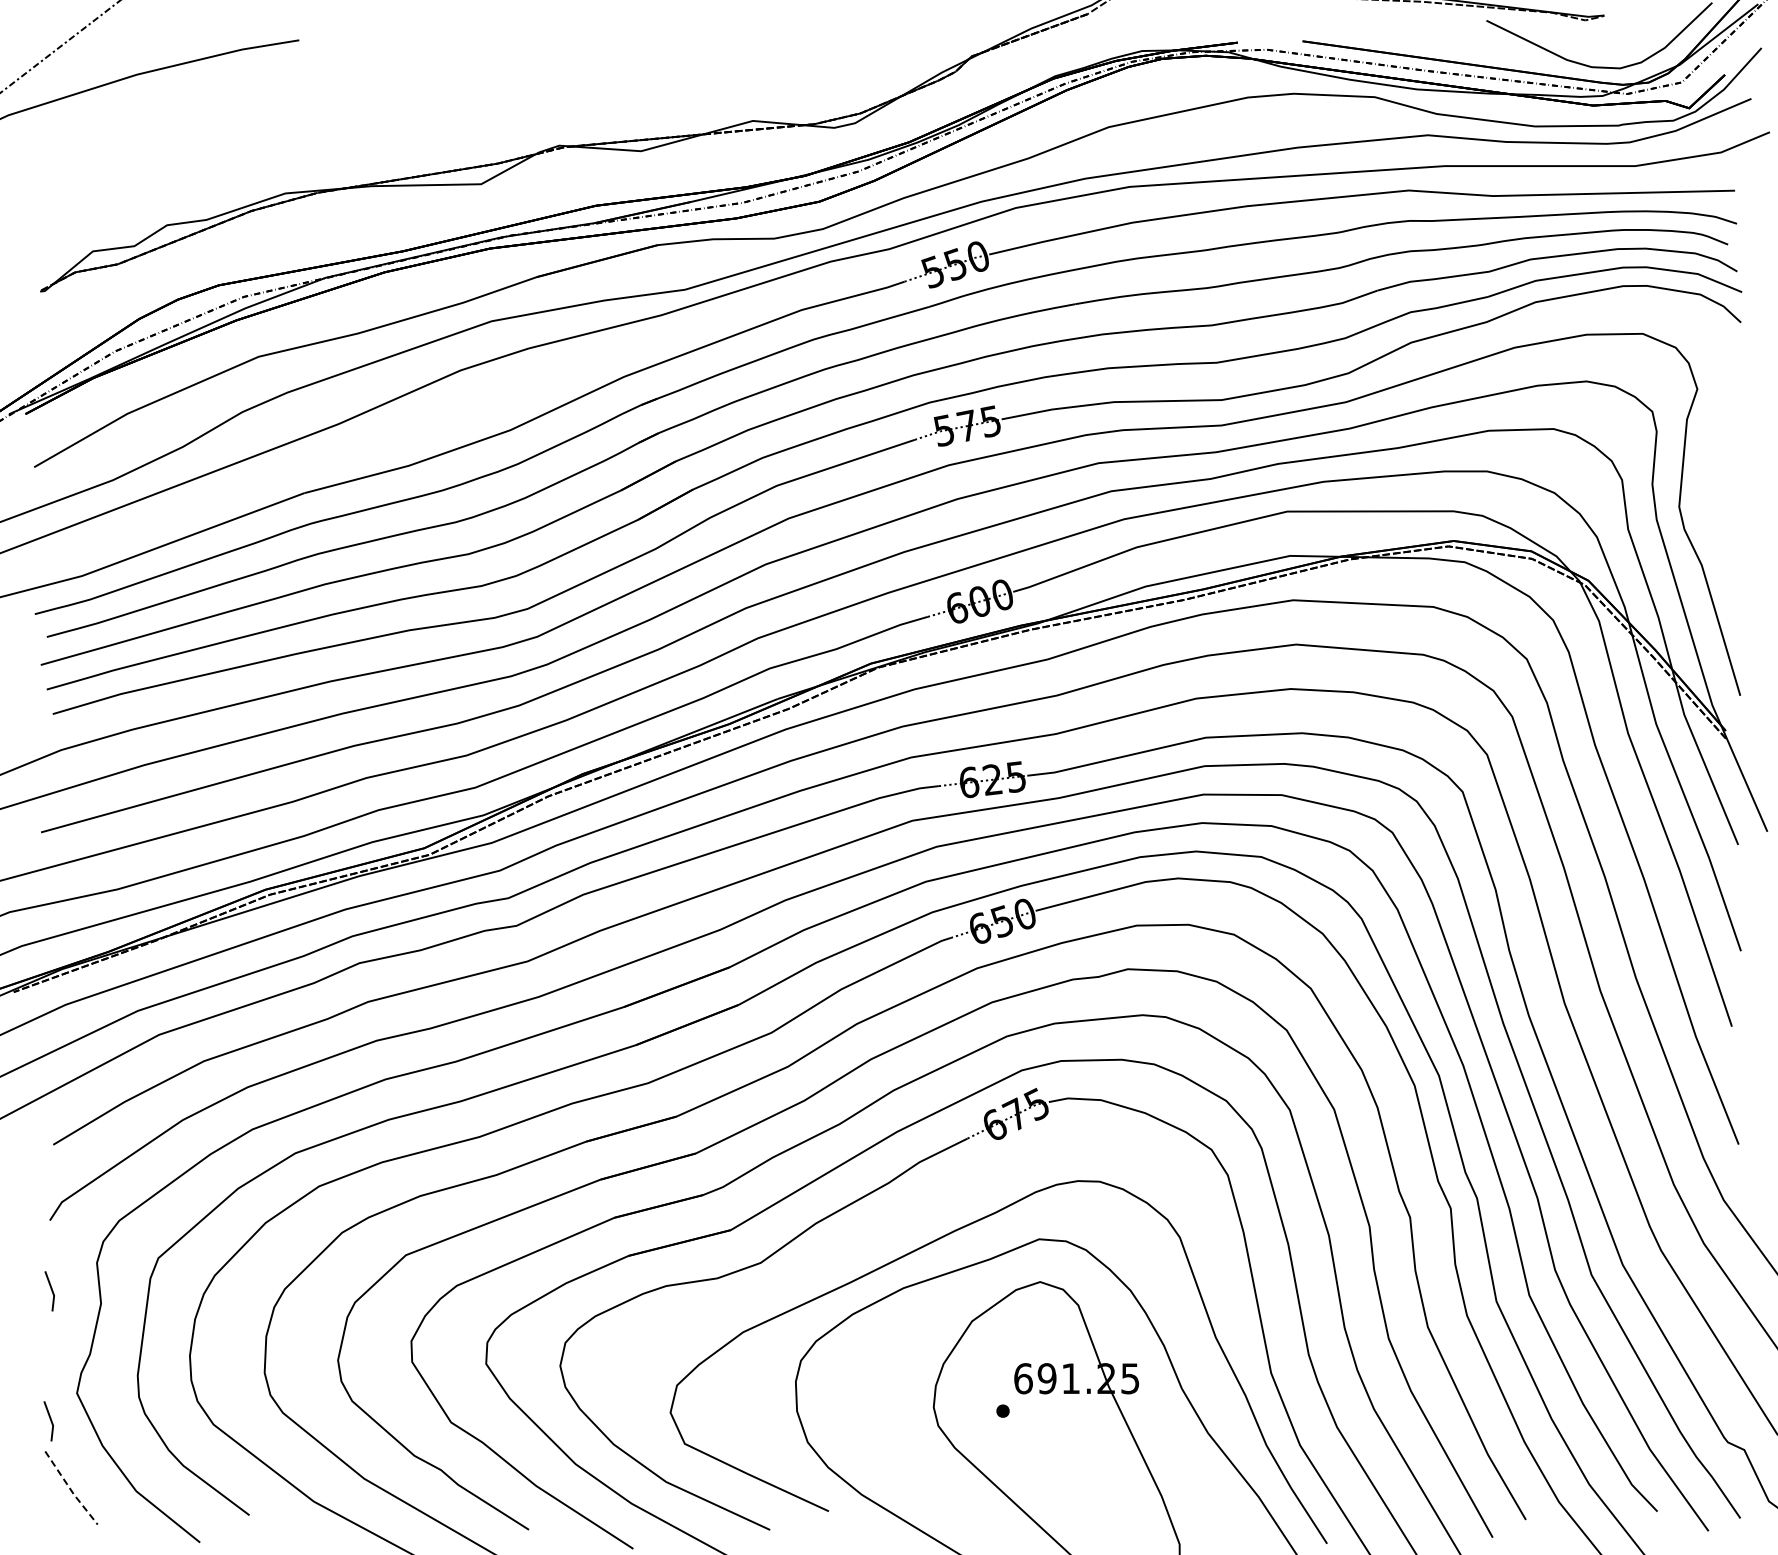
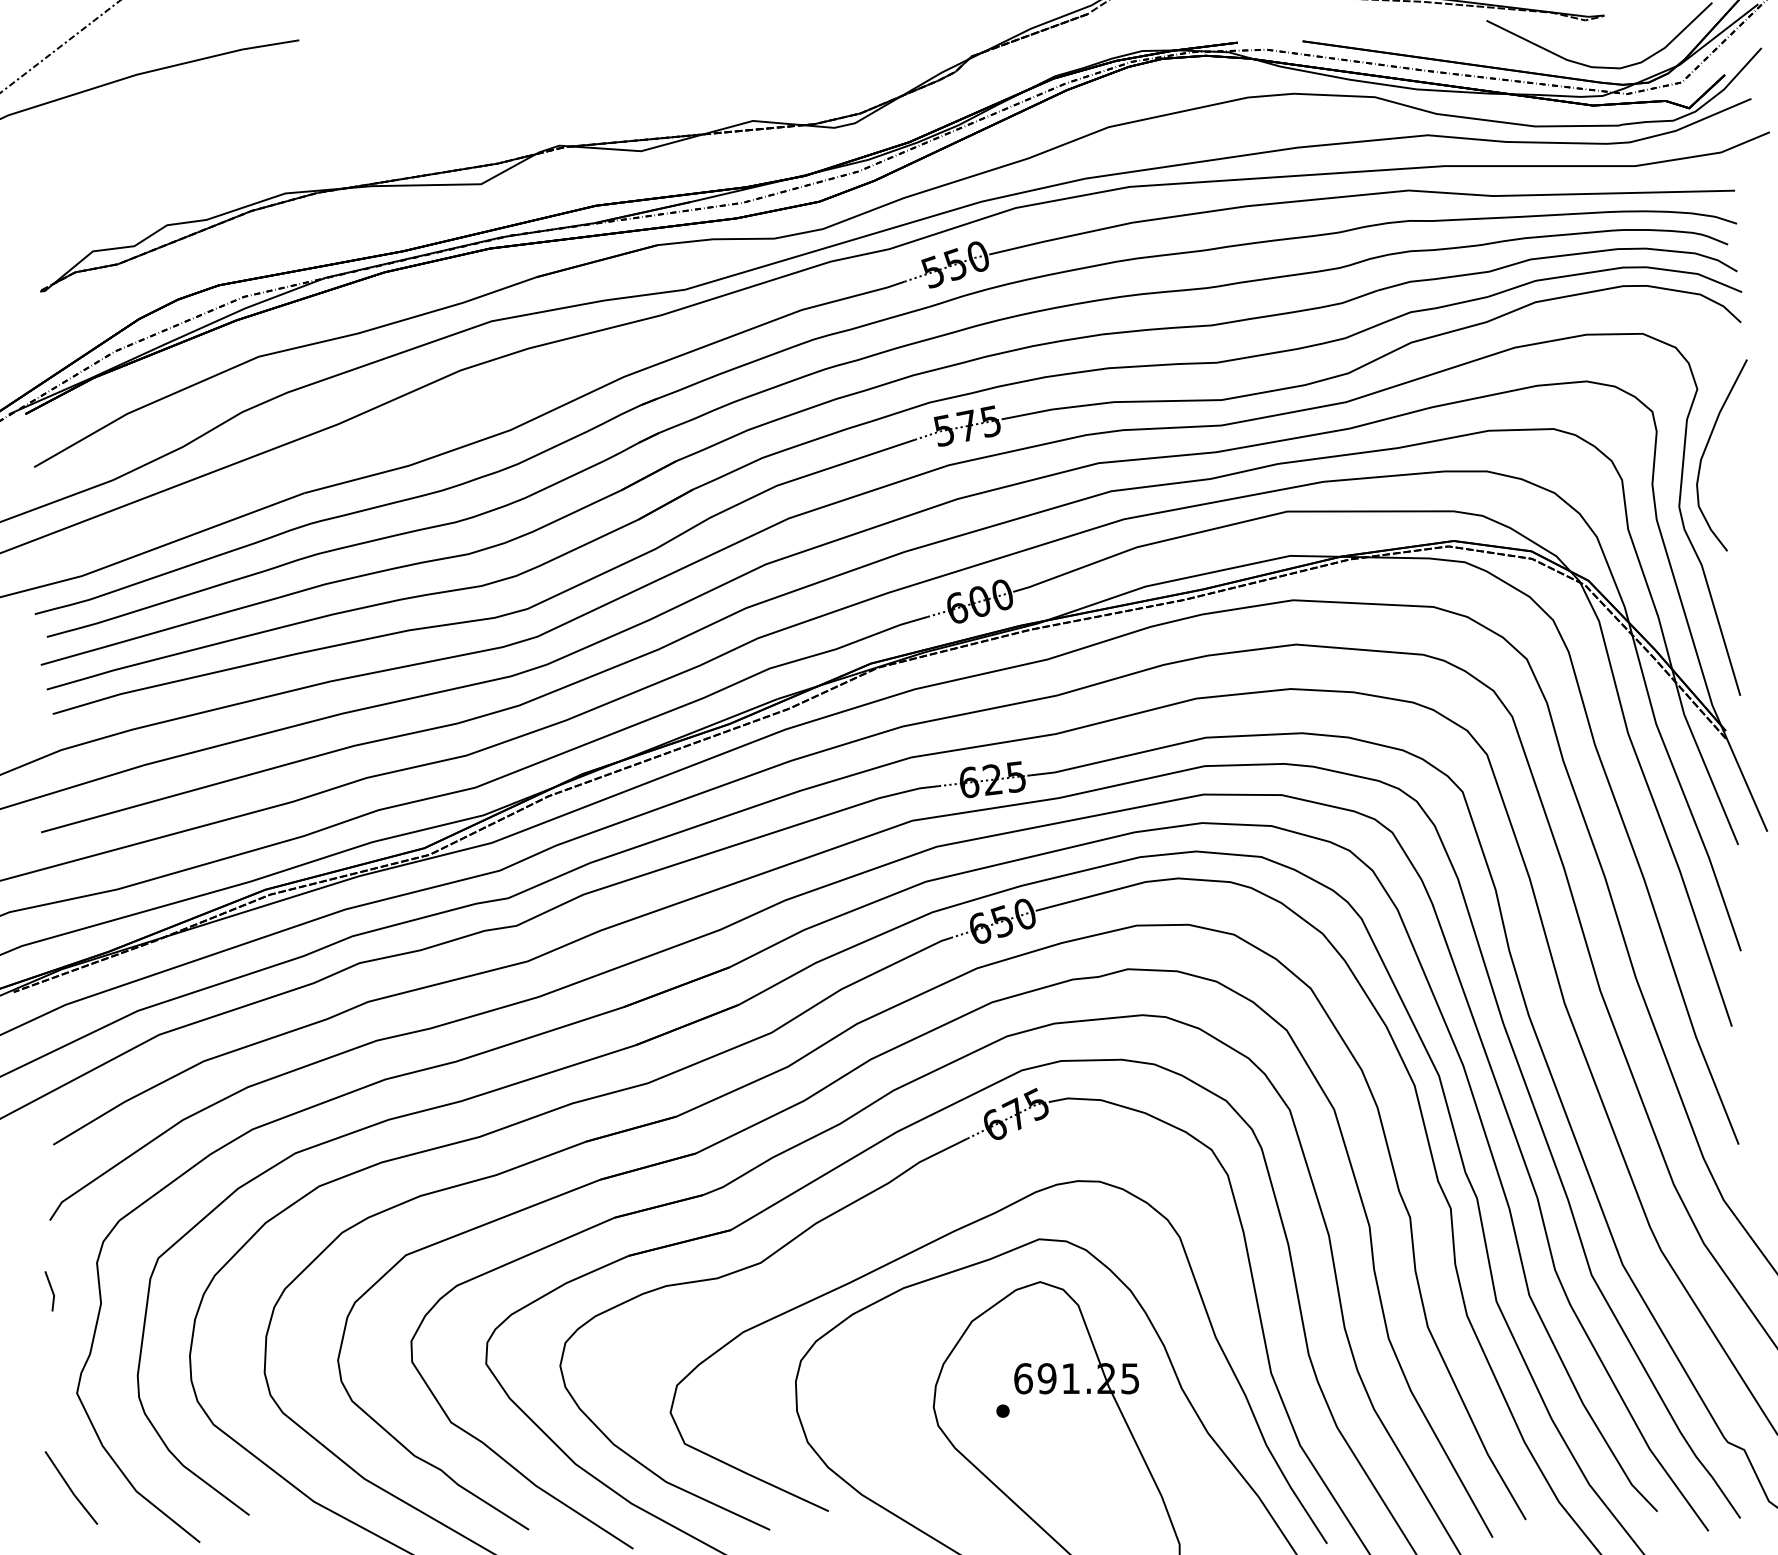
curve: none -> present (1706, 449)
line: present -> none (50, 1421)
line: dashed -> solid (70, 1489)
